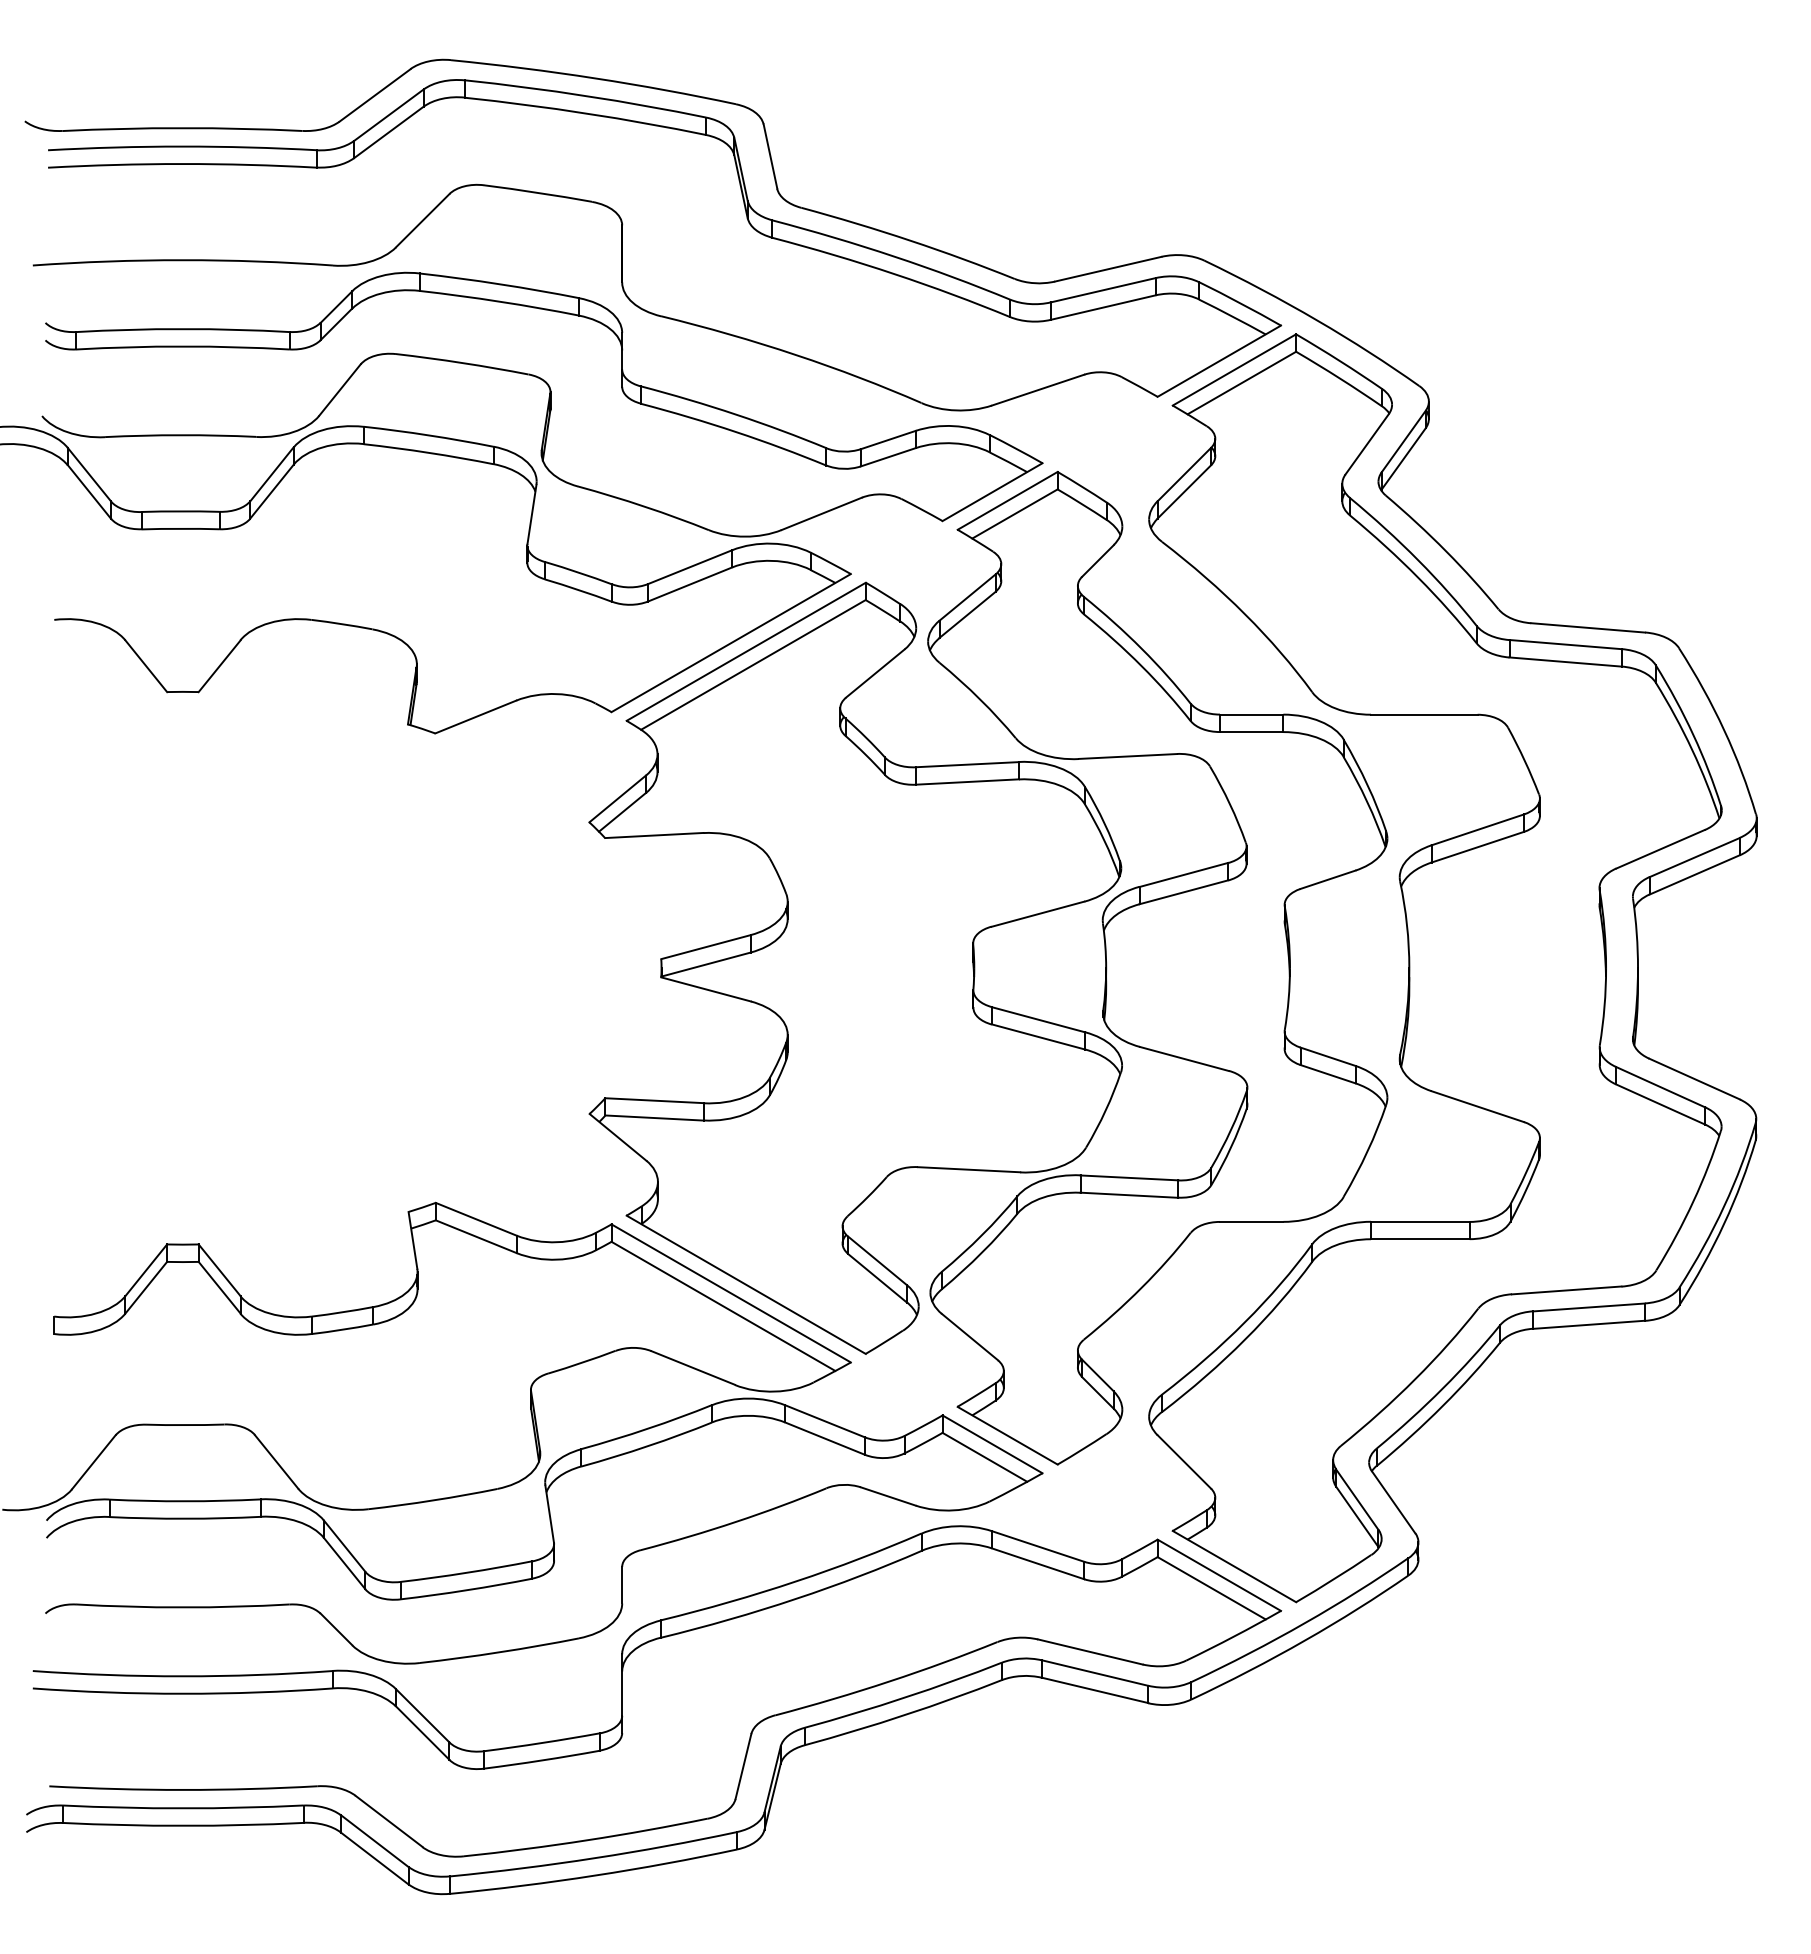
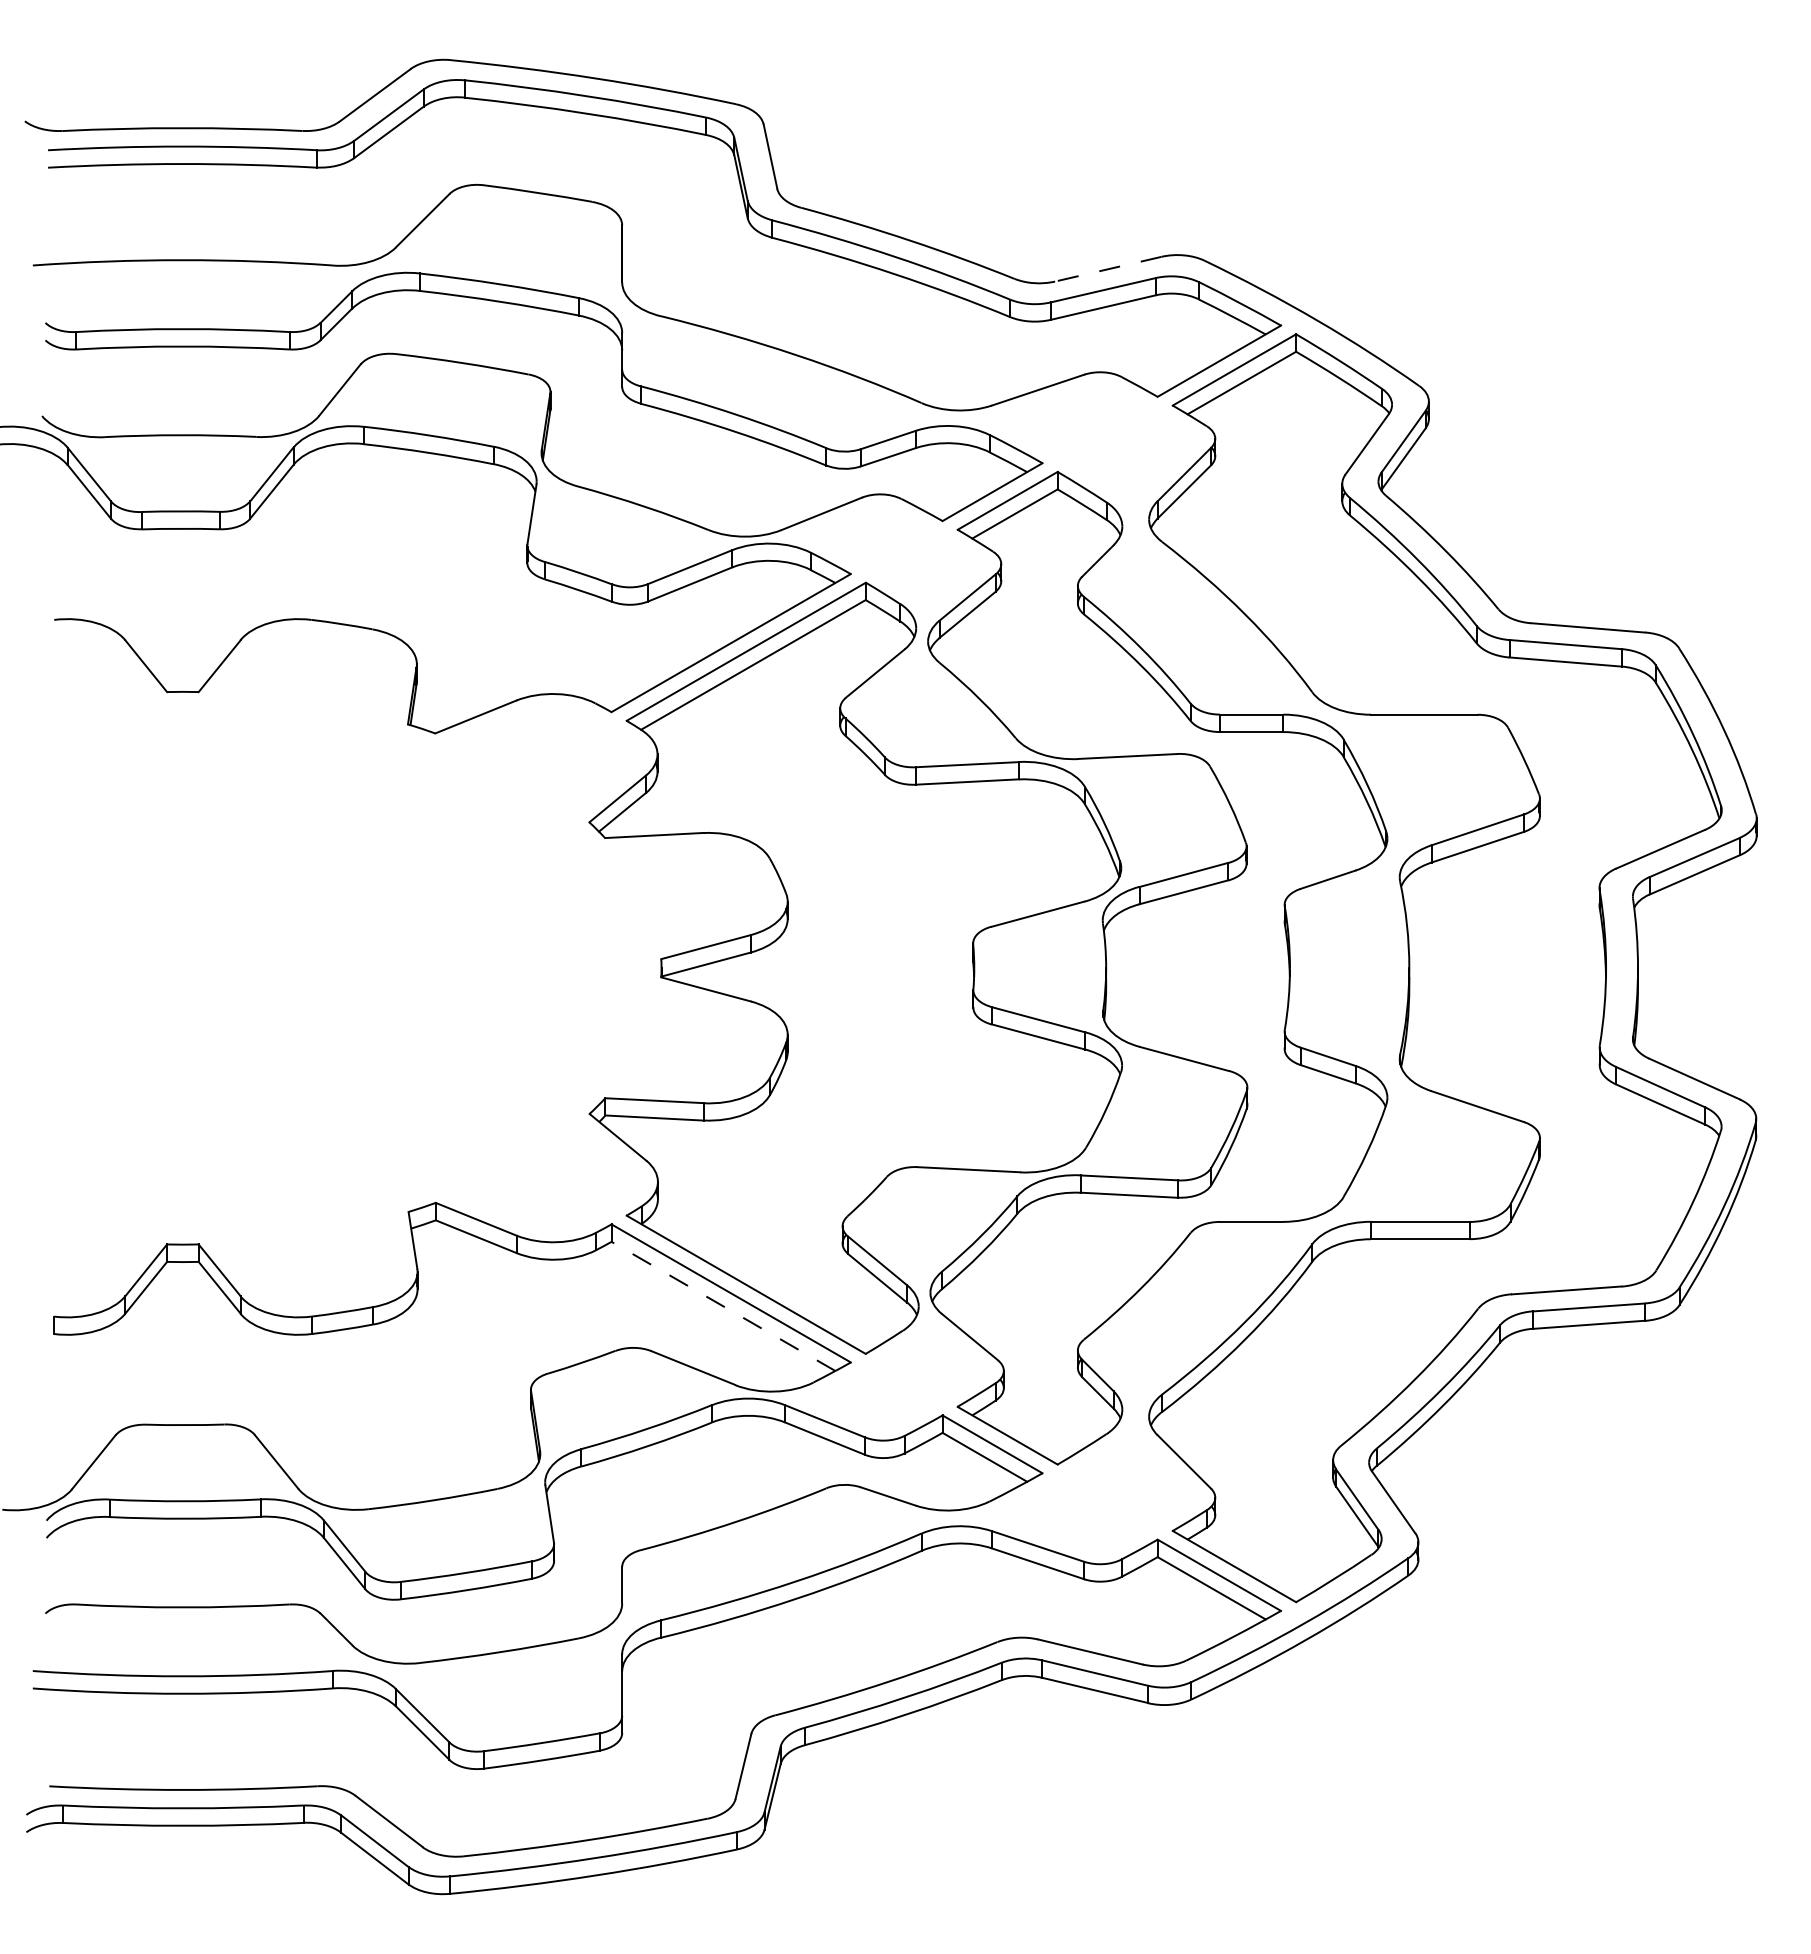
line: solid -> dashed (1108, 269)
line: solid -> dashed (723, 1306)
